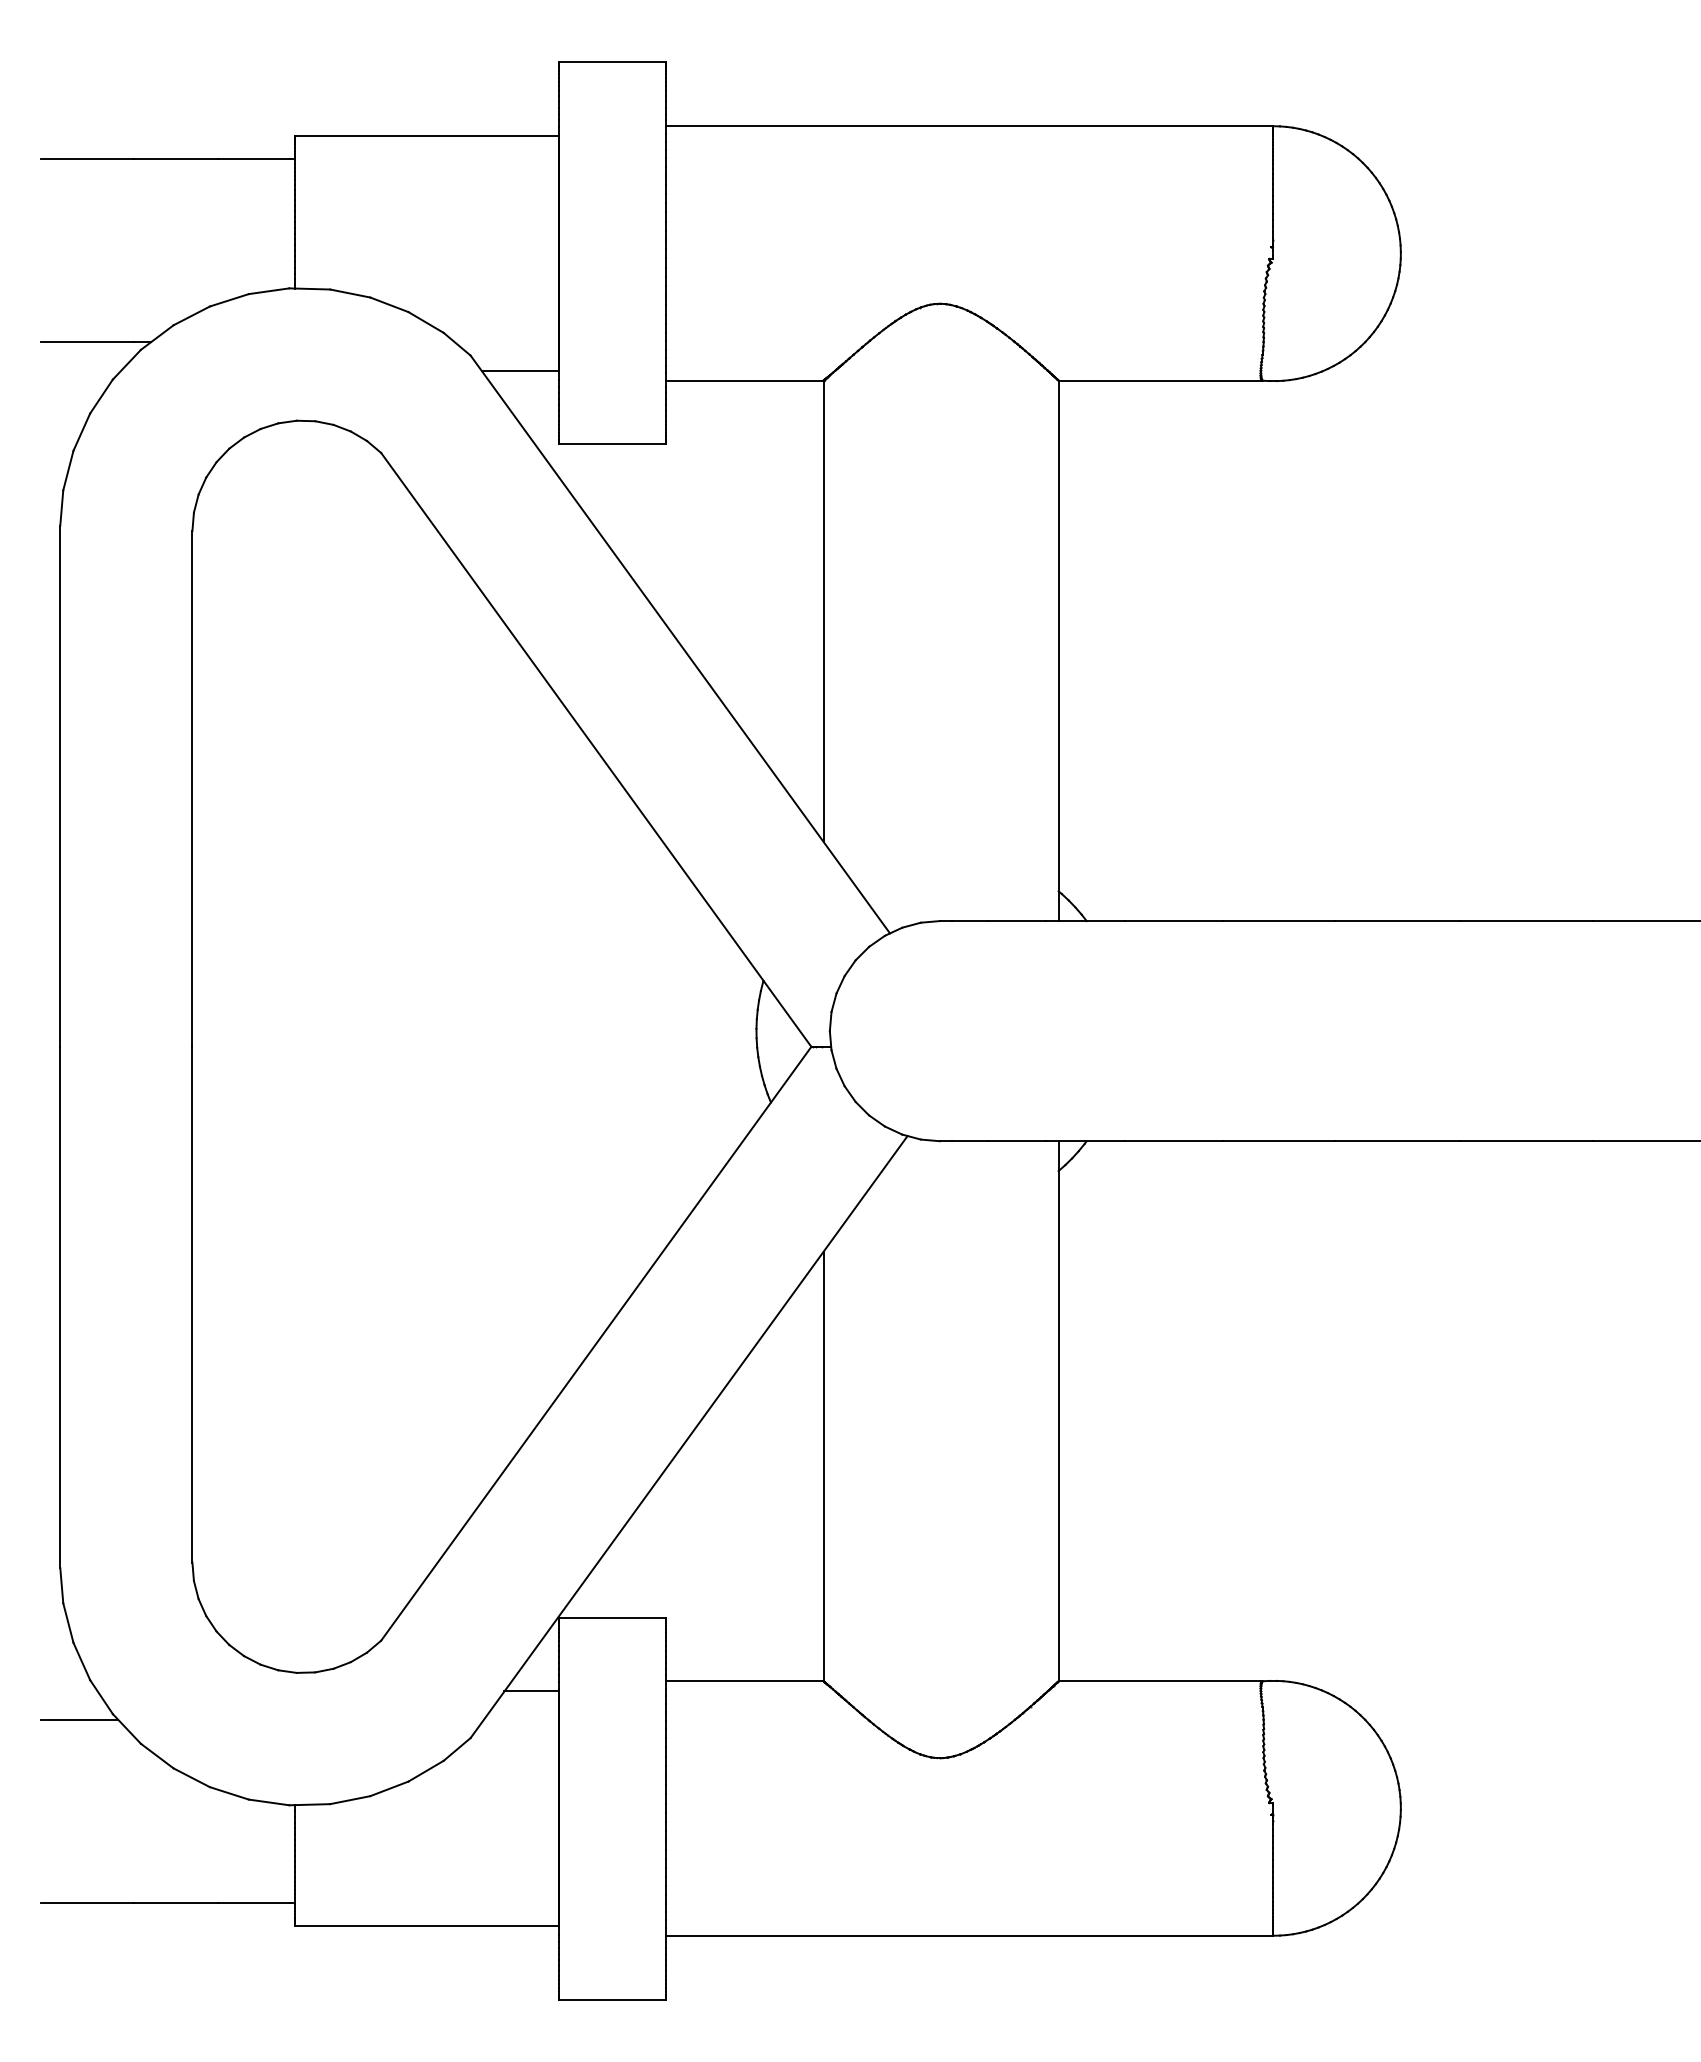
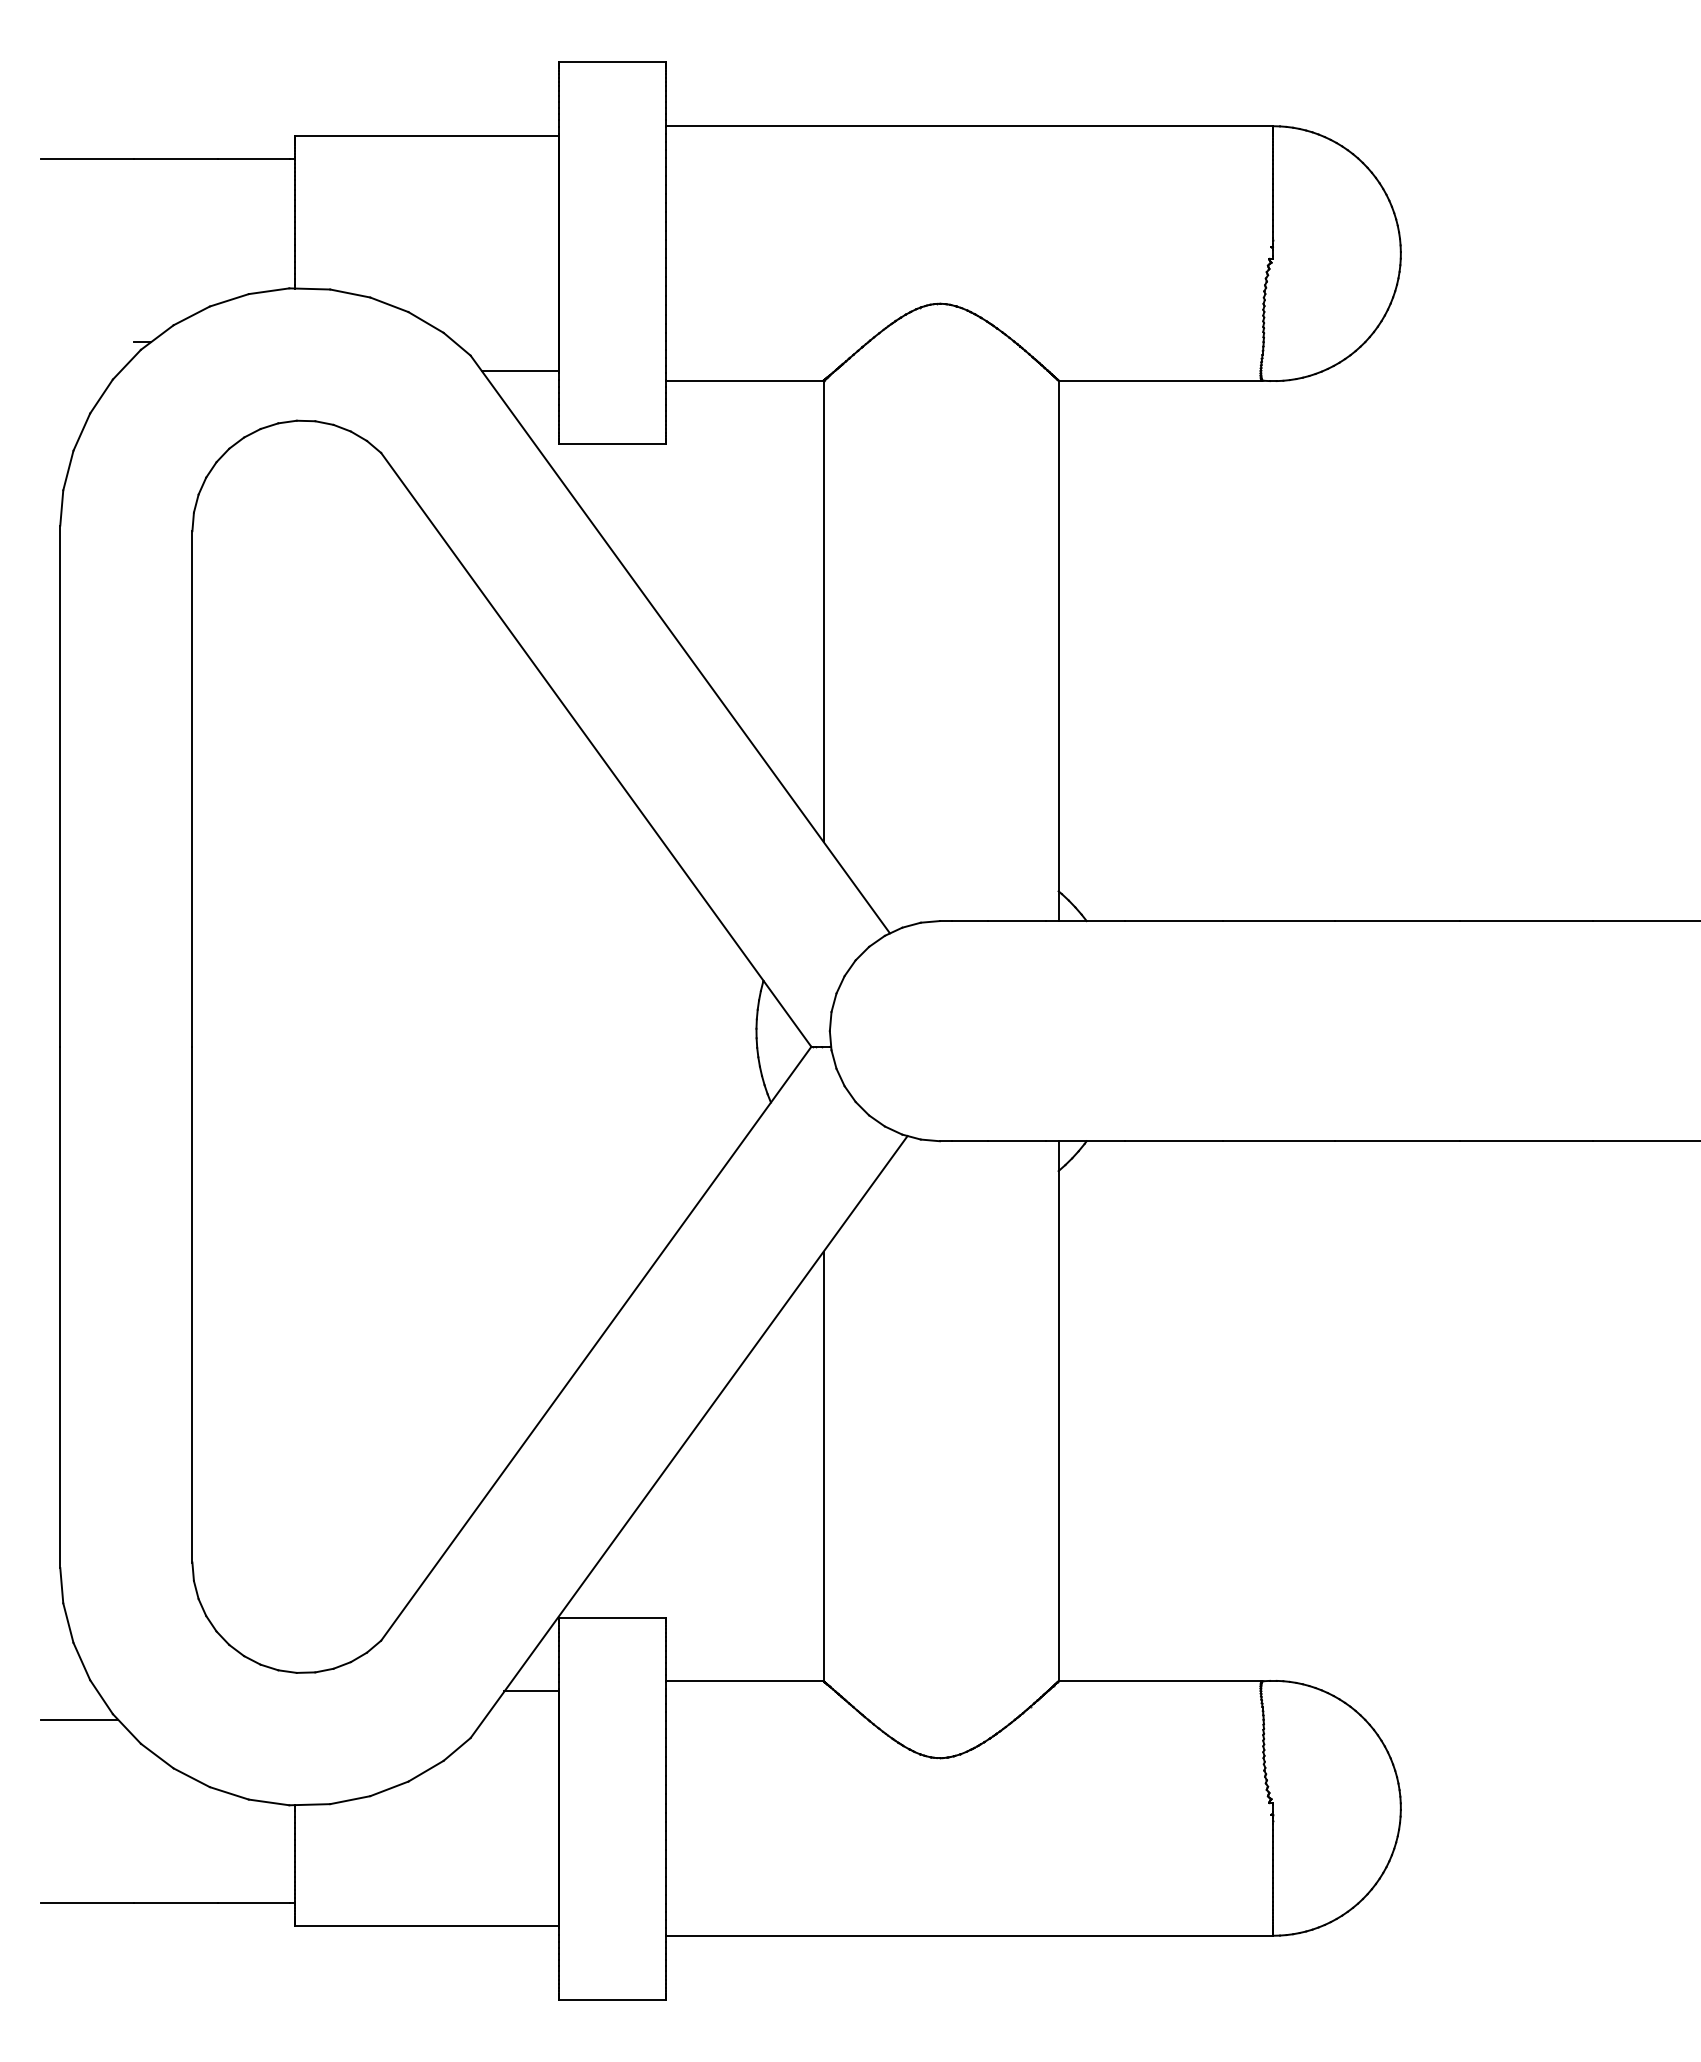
line: present -> none (87, 342)
